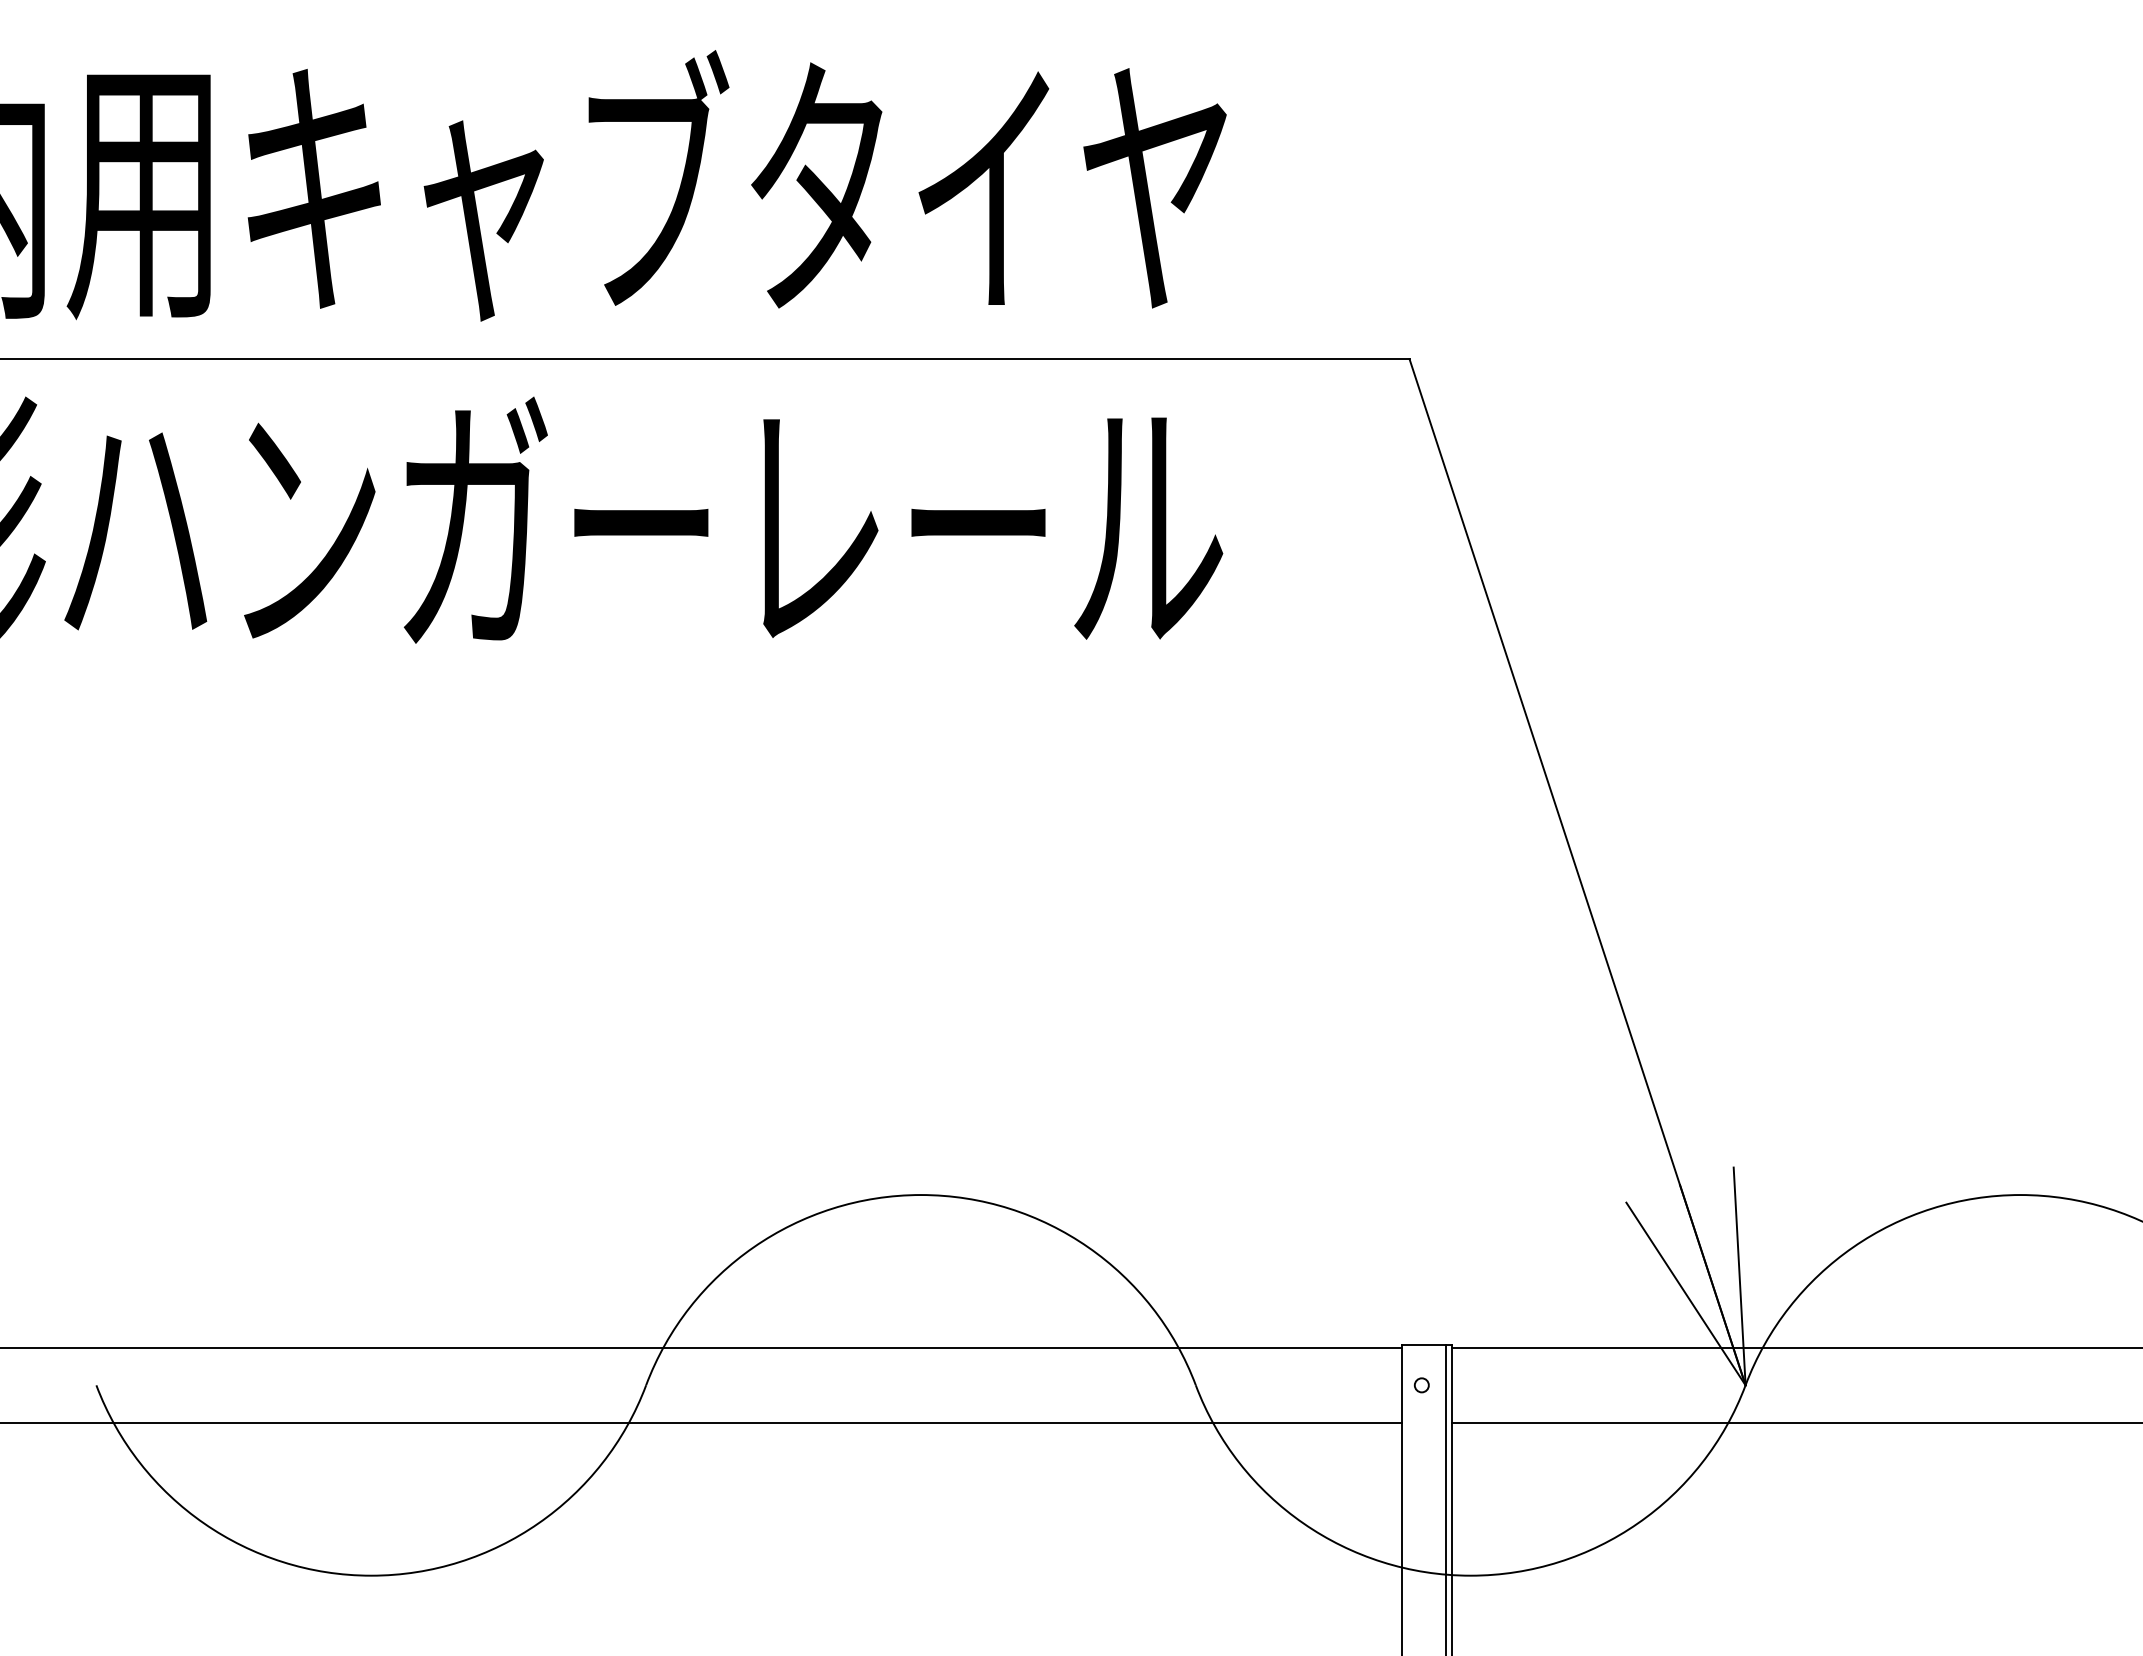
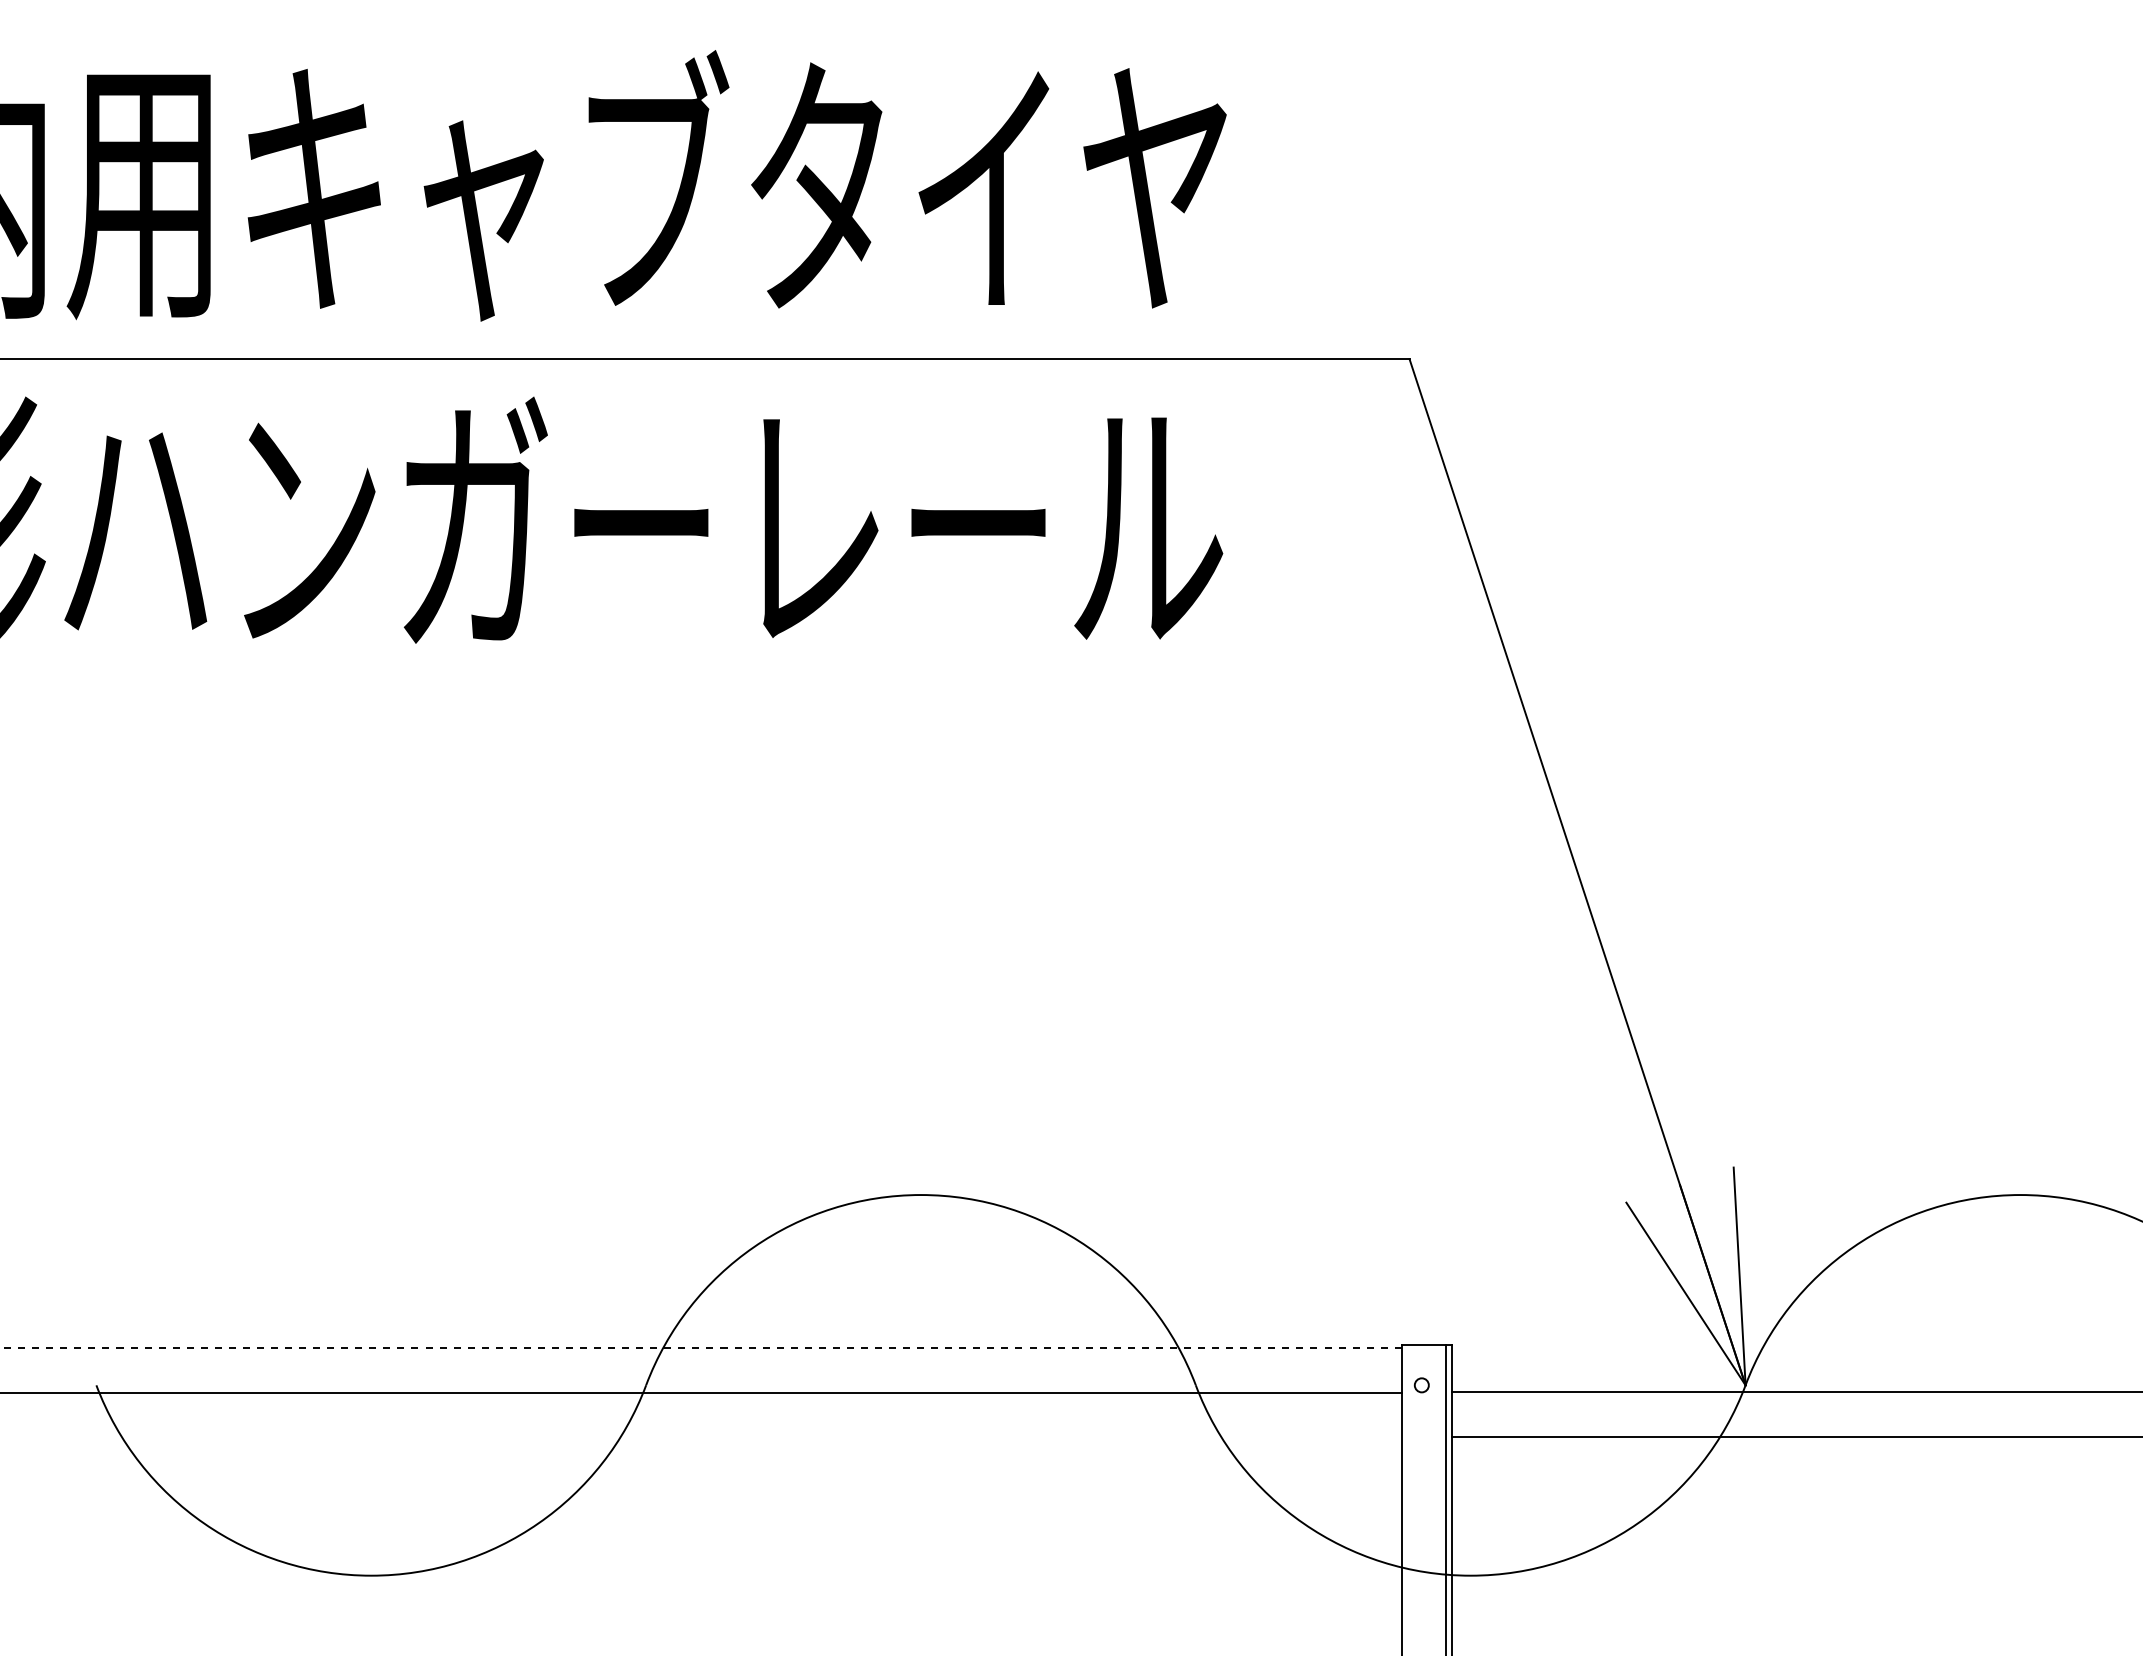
line: solid -> dashed (700, 1347)
line position: (1795, 1347) -> (1795, 1391) (1795, 1391)
line position: (701, 1423) -> (701, 1393) (701, 1393)
line position: (1795, 1423) -> (1795, 1437) (1795, 1437)
